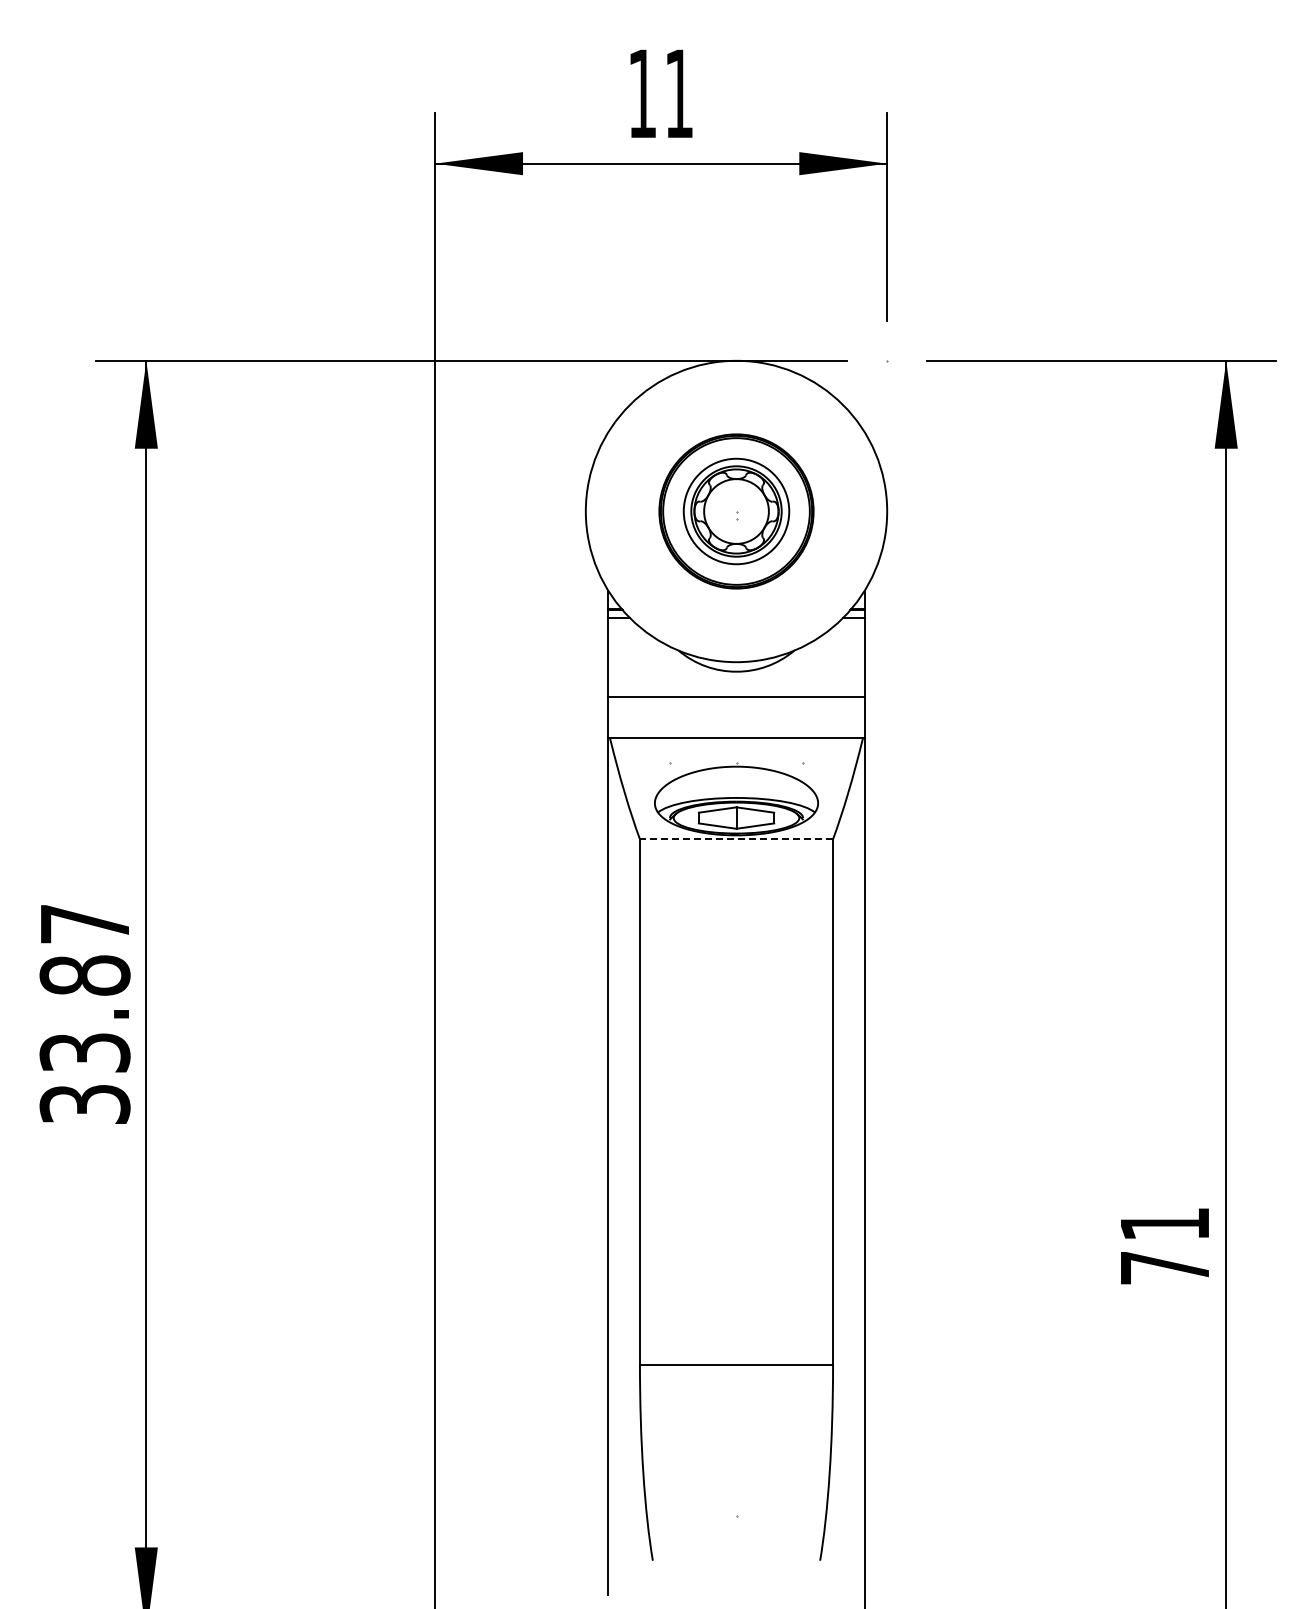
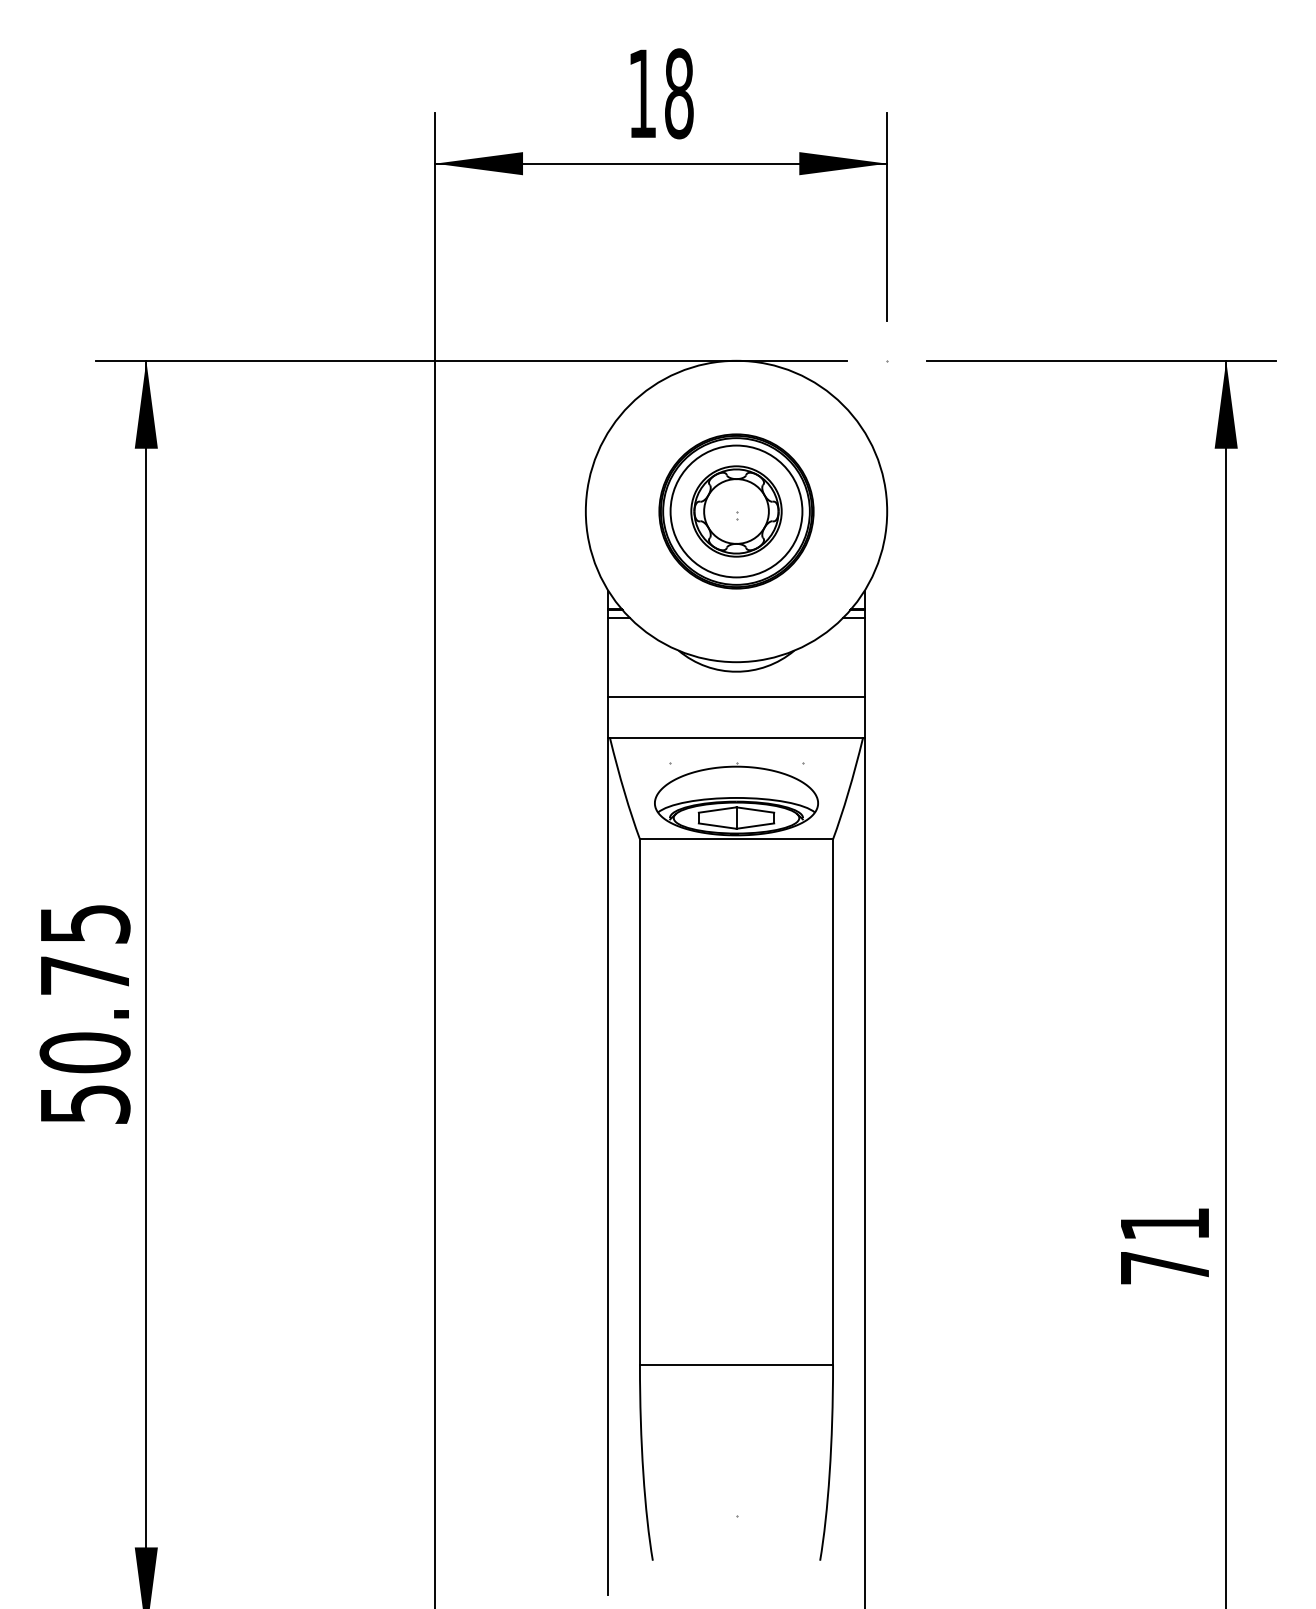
text: 11 -> 18 (679, 93)
circle diameter: 105 px -> 132 px (736, 511)
line: dashed -> solid (736, 839)
text: 33.87 -> 50.75 (84, 1014)
